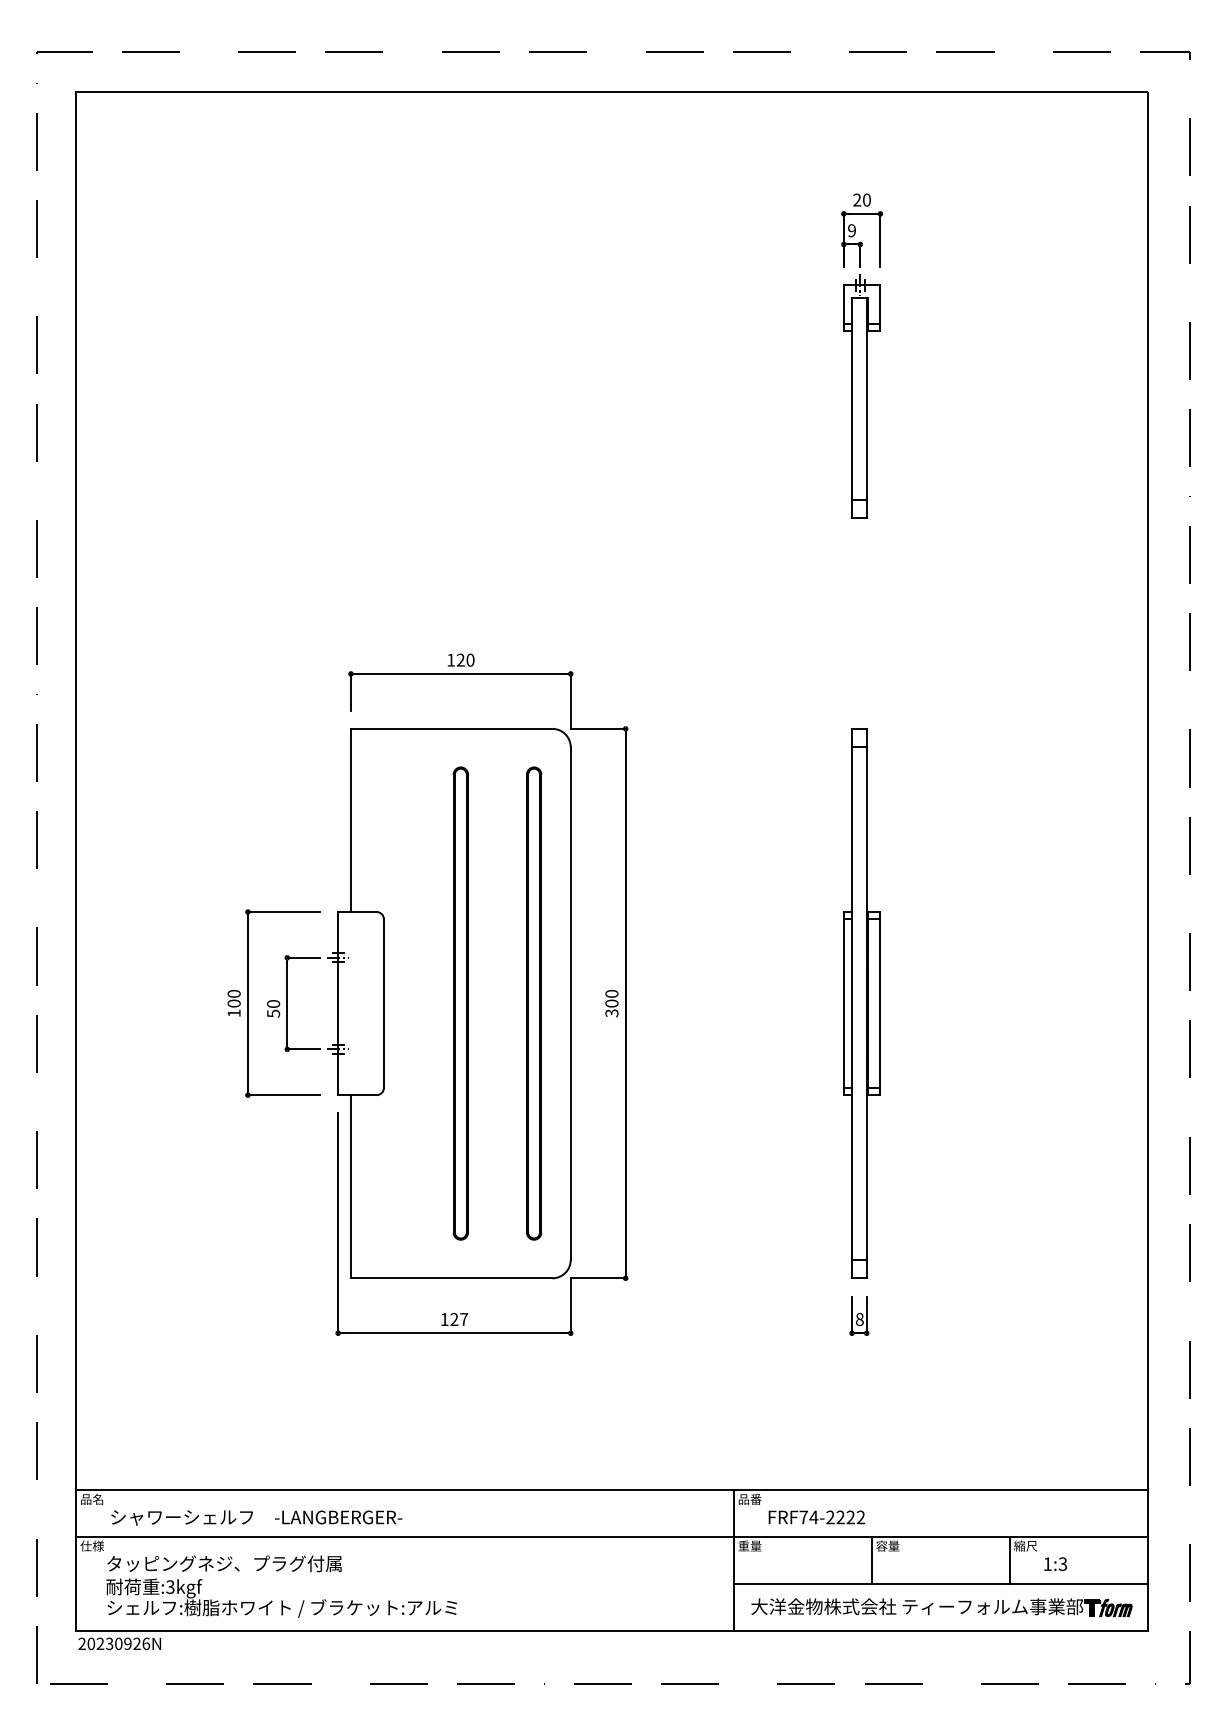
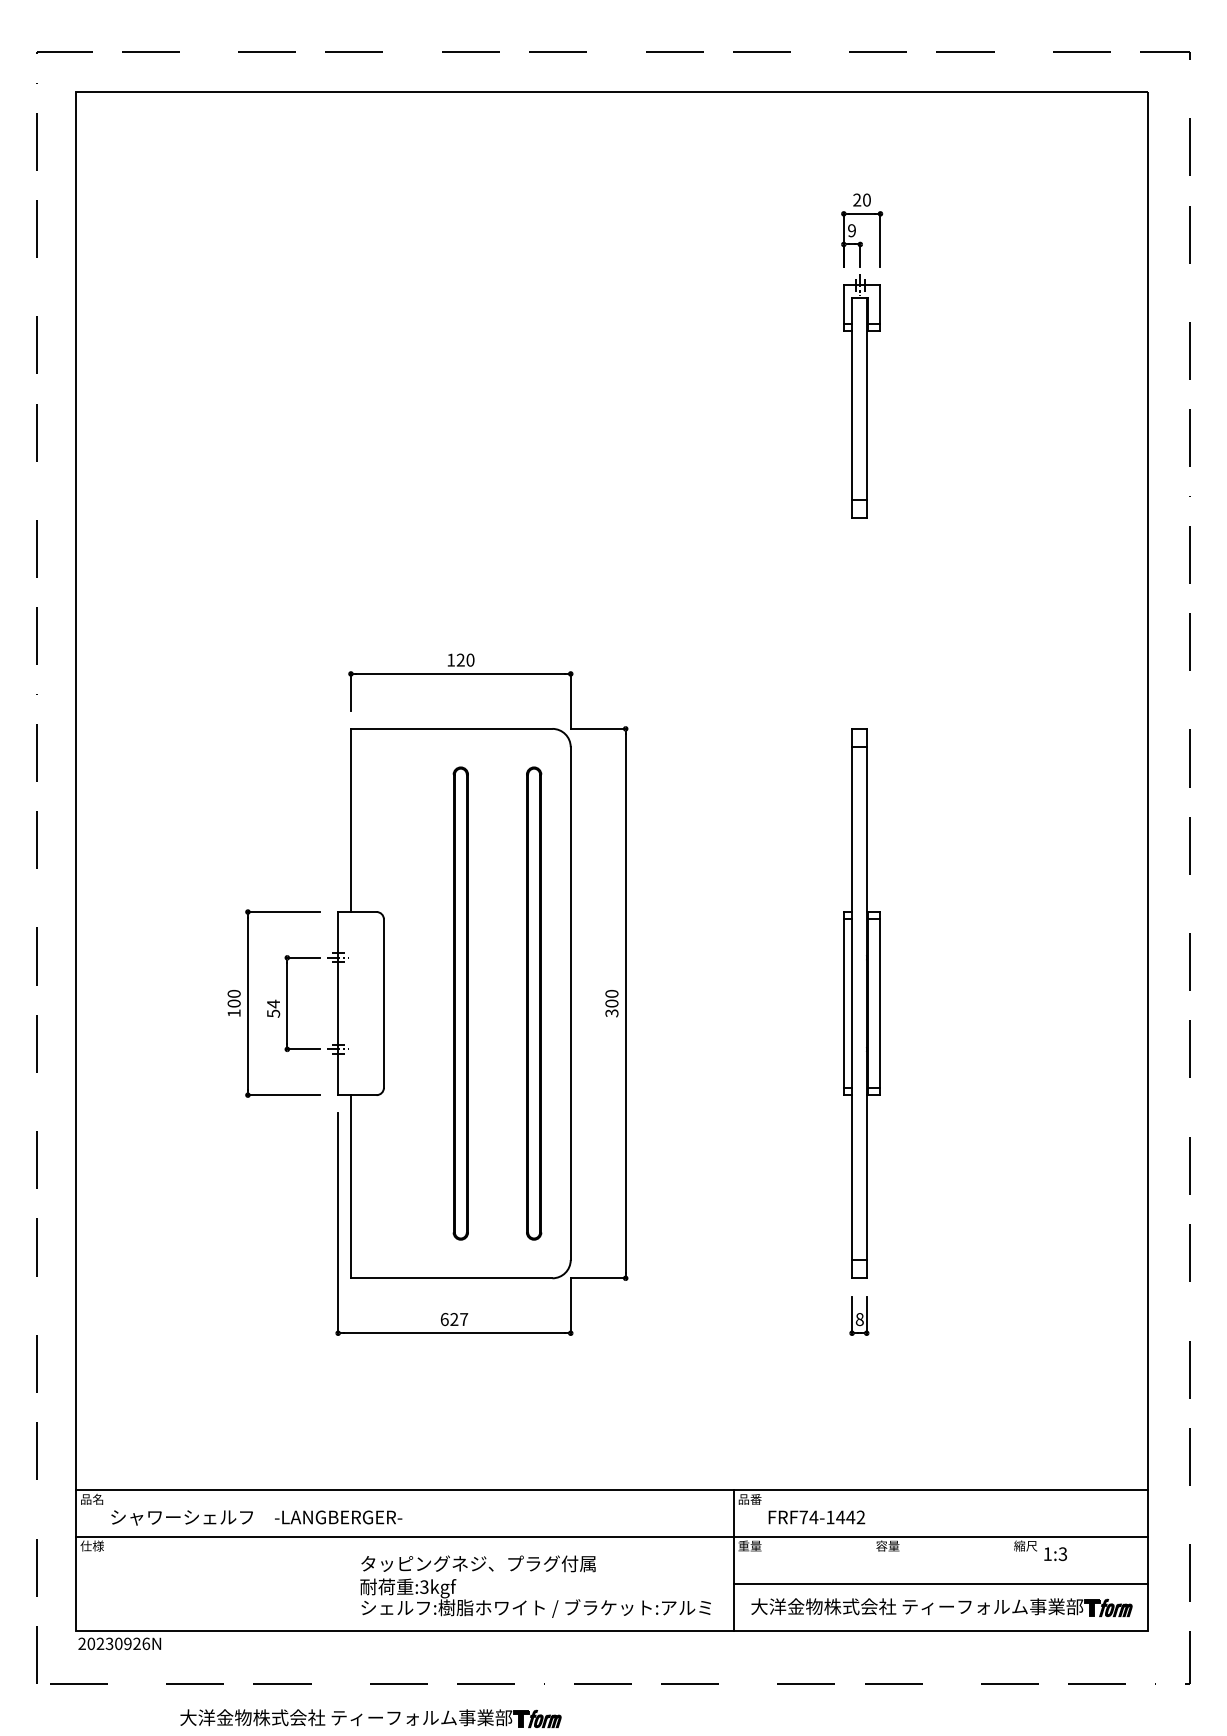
text: 50 -> 54 (273, 1003)
text: 127 -> 627 (444, 1319)
text: FRF74-2222 -> FRF74-1442 (840, 1517)
line: present -> none (871, 1560)
line: present -> none (1009, 1560)
text position: (1055, 1563) -> (1055, 1553) (1055, 1553)
text position: (281, 1586) -> (535, 1586) (535, 1586)
part: none -> present (370, 1718)
